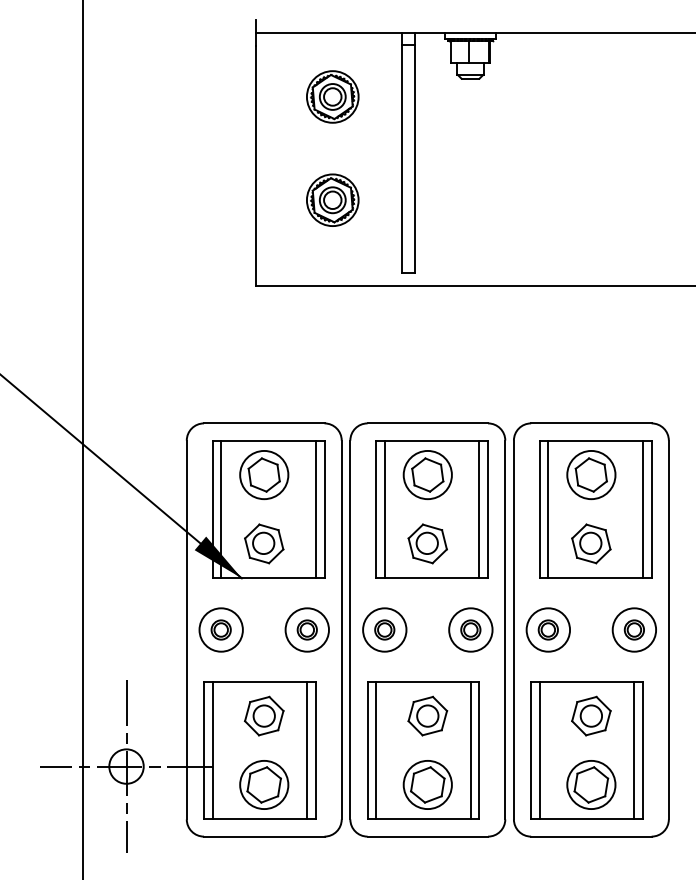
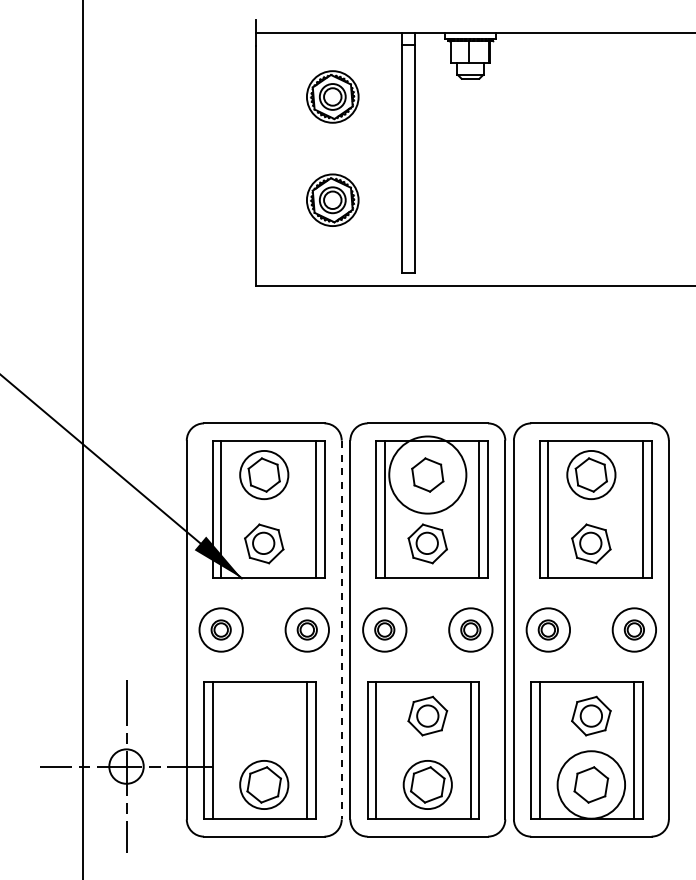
circle diameter: 48 px -> 77 px (427, 474)
line: solid -> dashed (341, 630)
part: present -> none (264, 715)
circle diameter: 48 px -> 67 px (591, 784)
